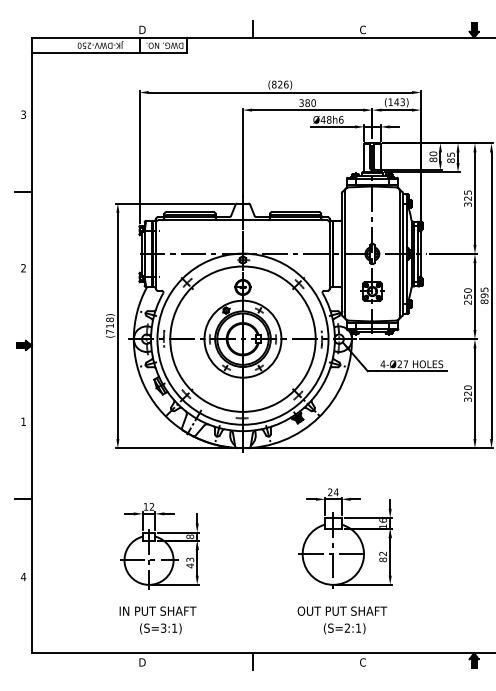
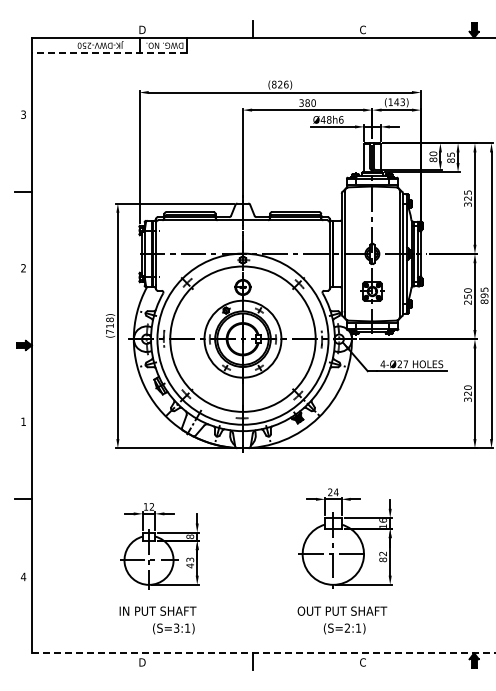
line: solid -> dashed (108, 53)
text position: (160, 628) -> (173, 628) (173, 628)
line: solid -> dashed (263, 653)
